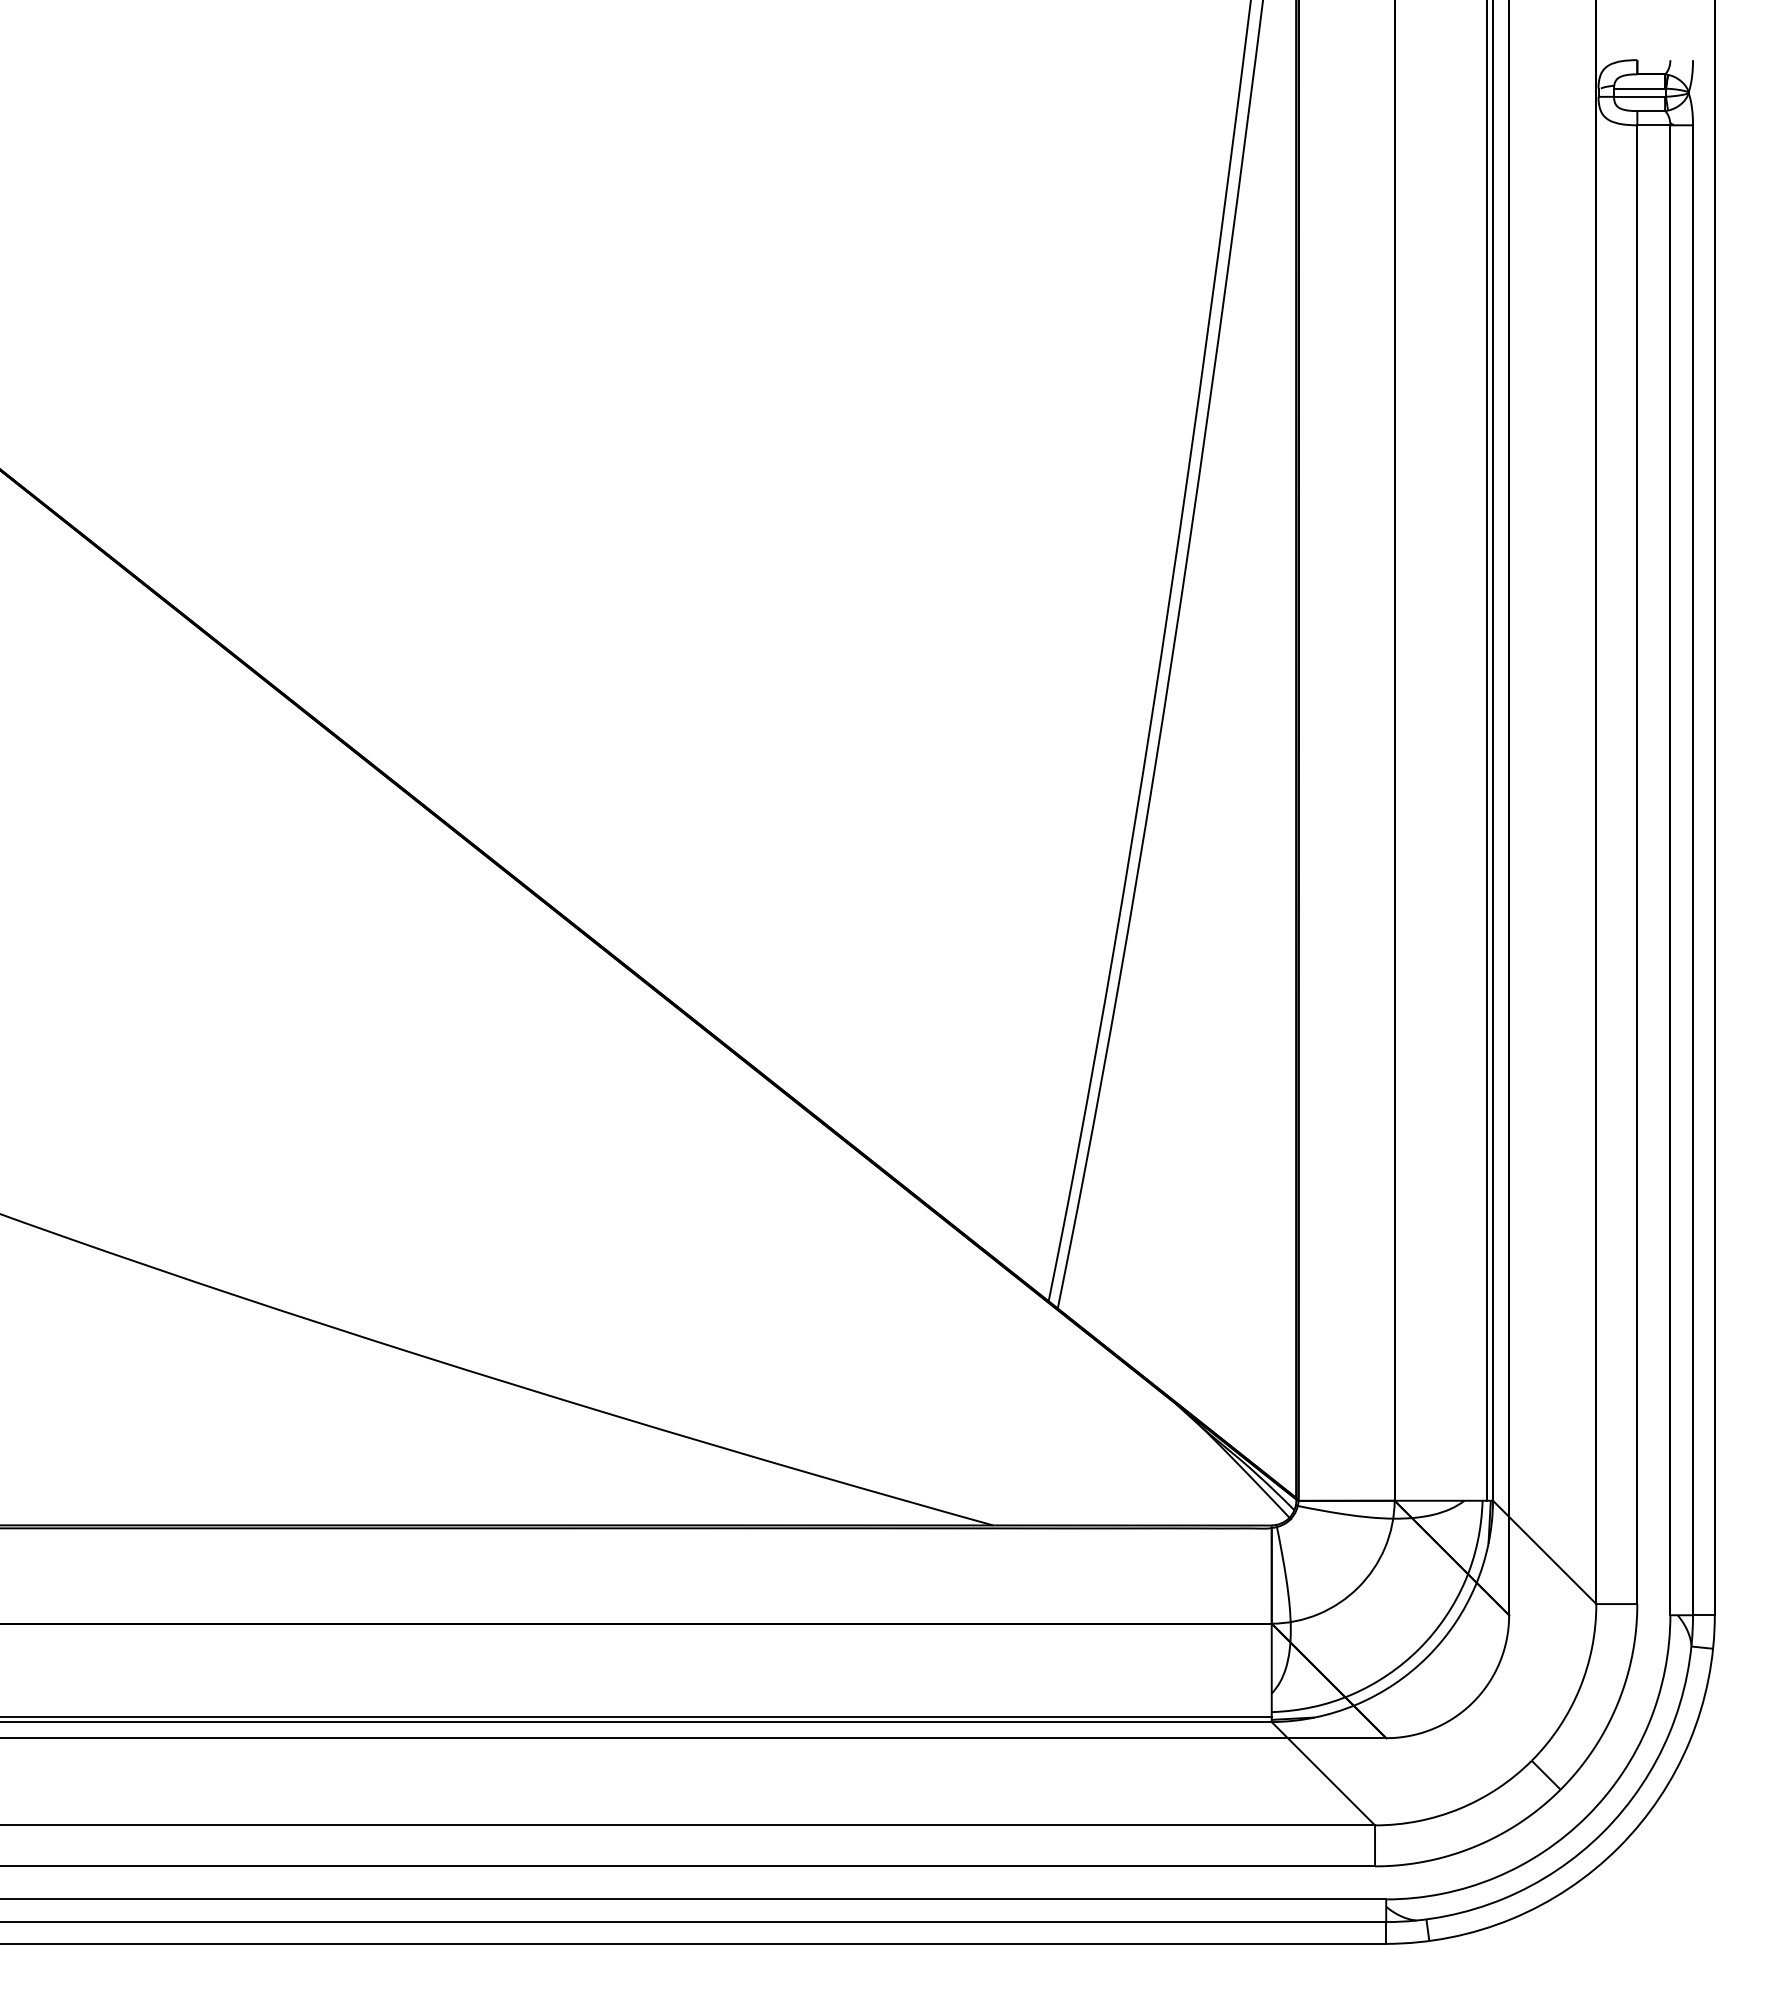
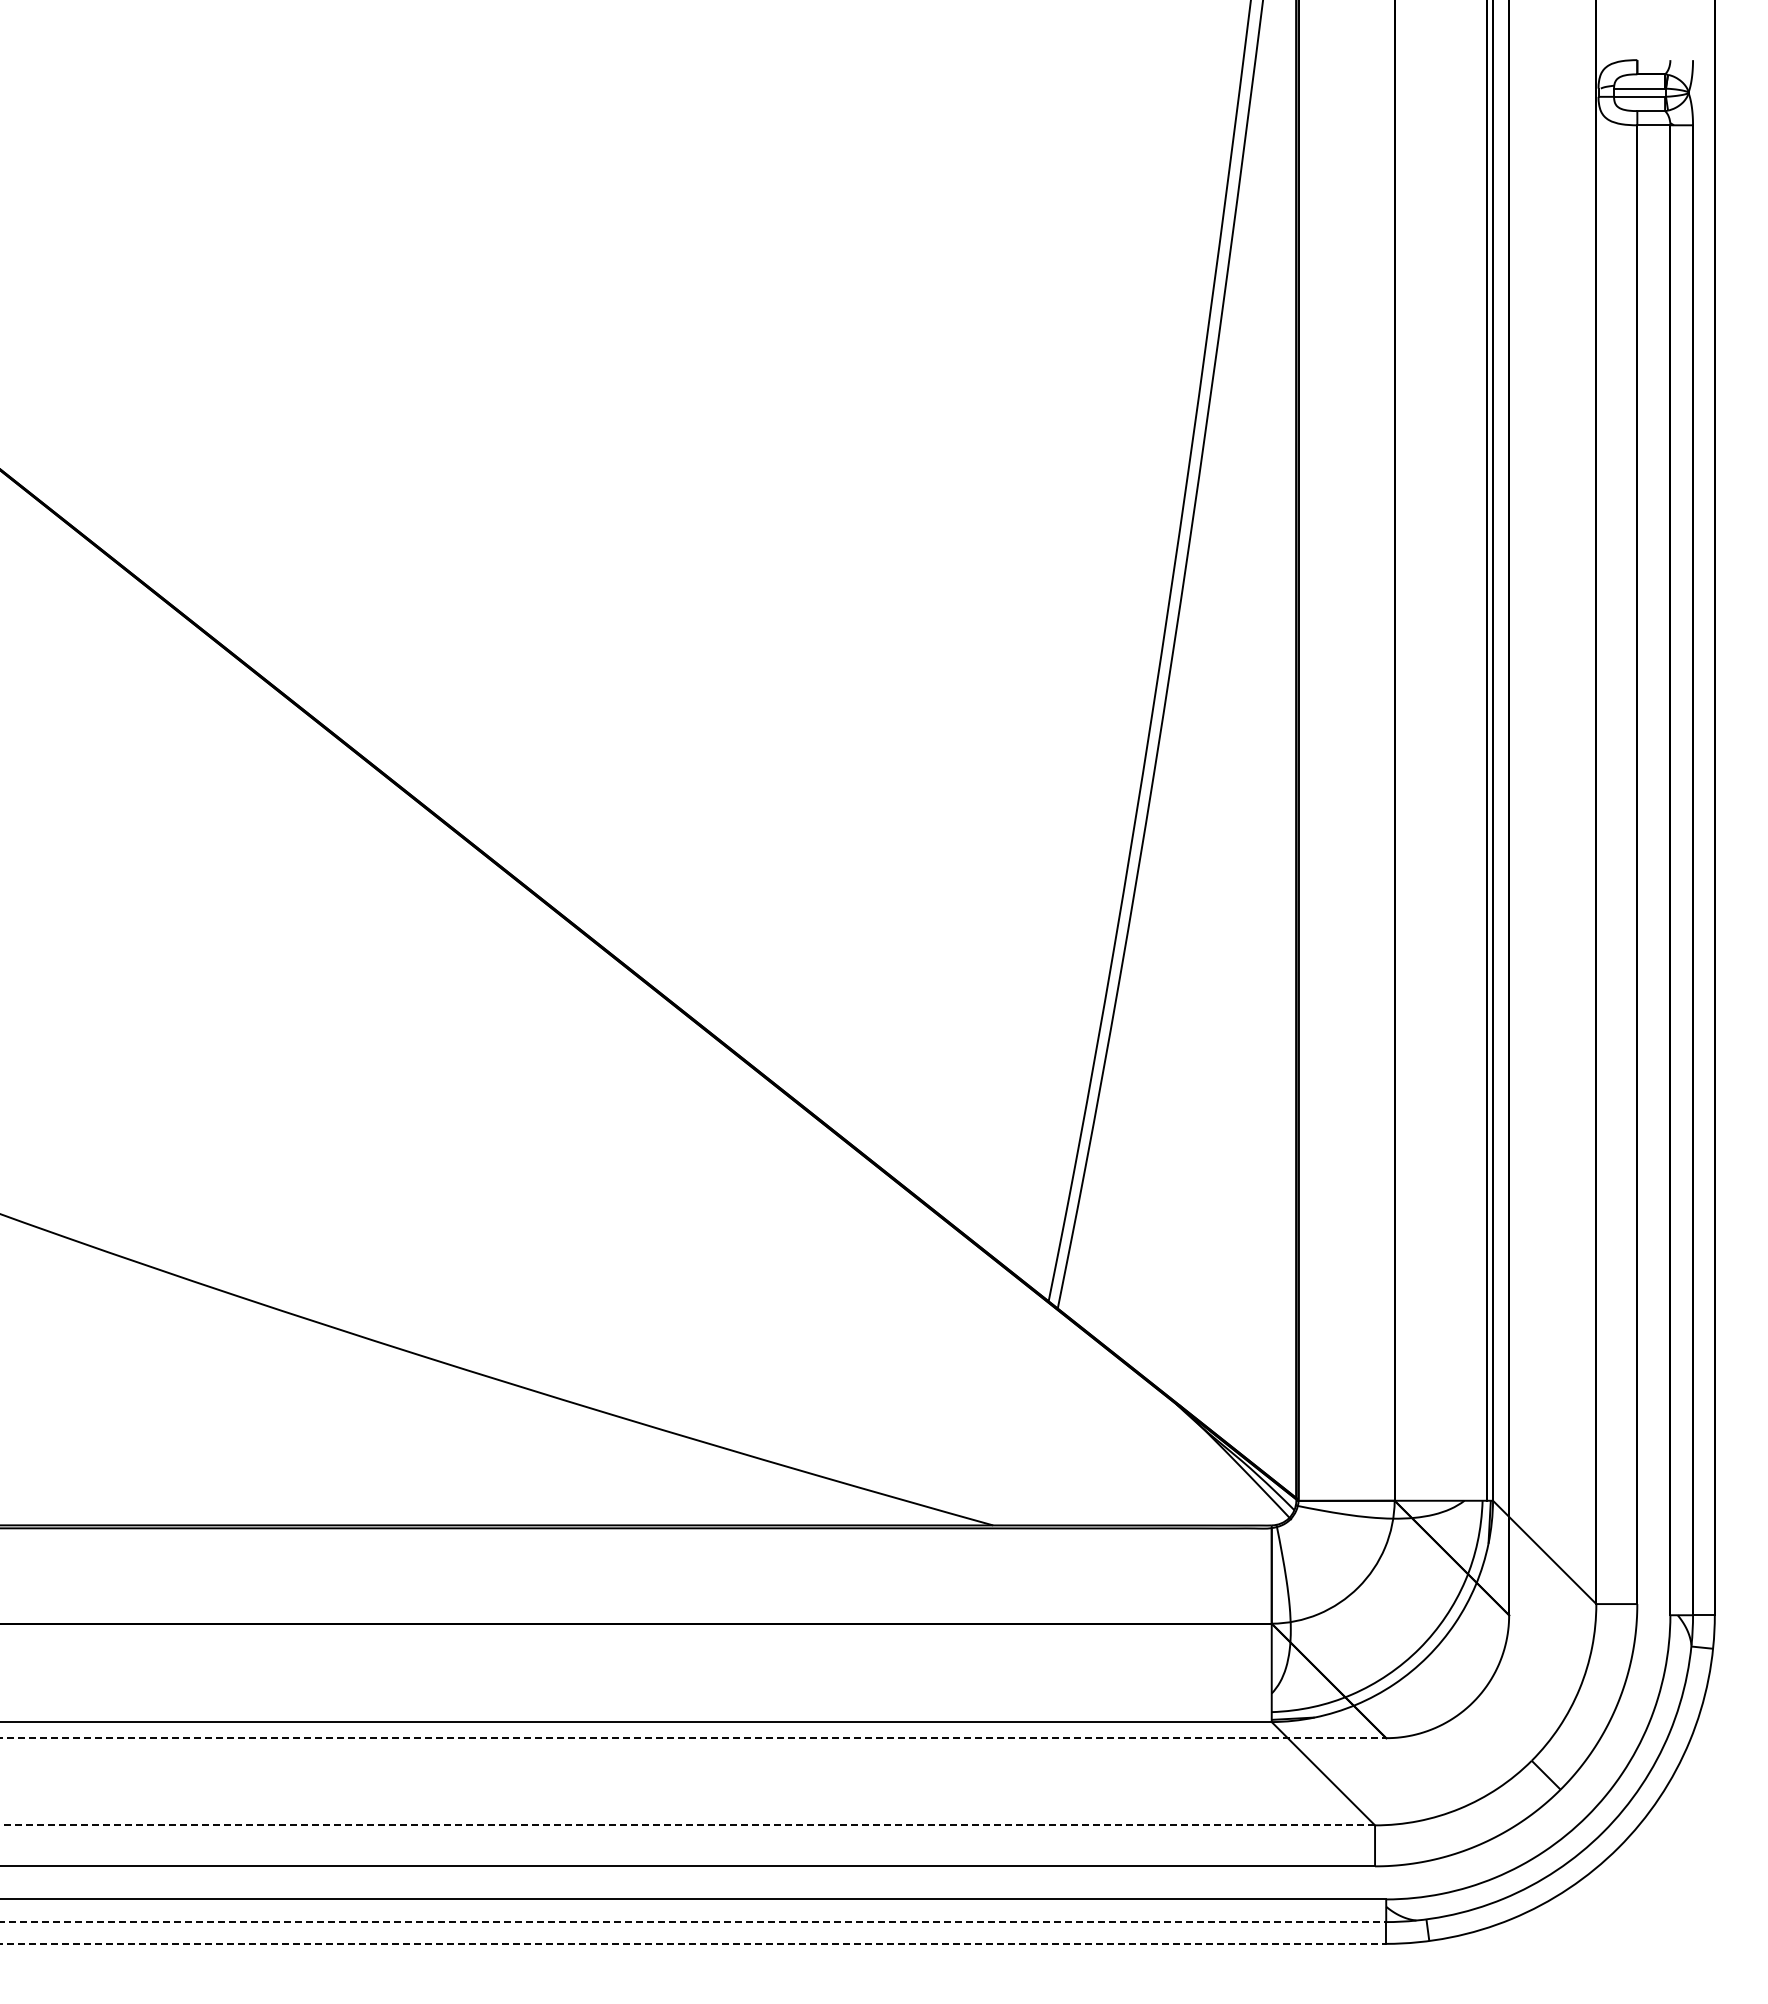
line: present -> none (636, 1716)
line: solid -> dashed (693, 1738)
line: solid -> dashed (687, 1825)
line: solid -> dashed (693, 1922)
line: solid -> dashed (693, 1943)
